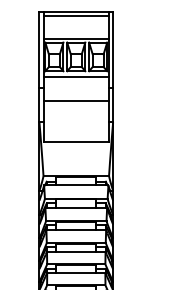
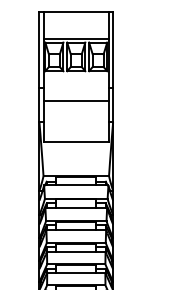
line: present -> none (75, 16)
line: present -> none (75, 77)
